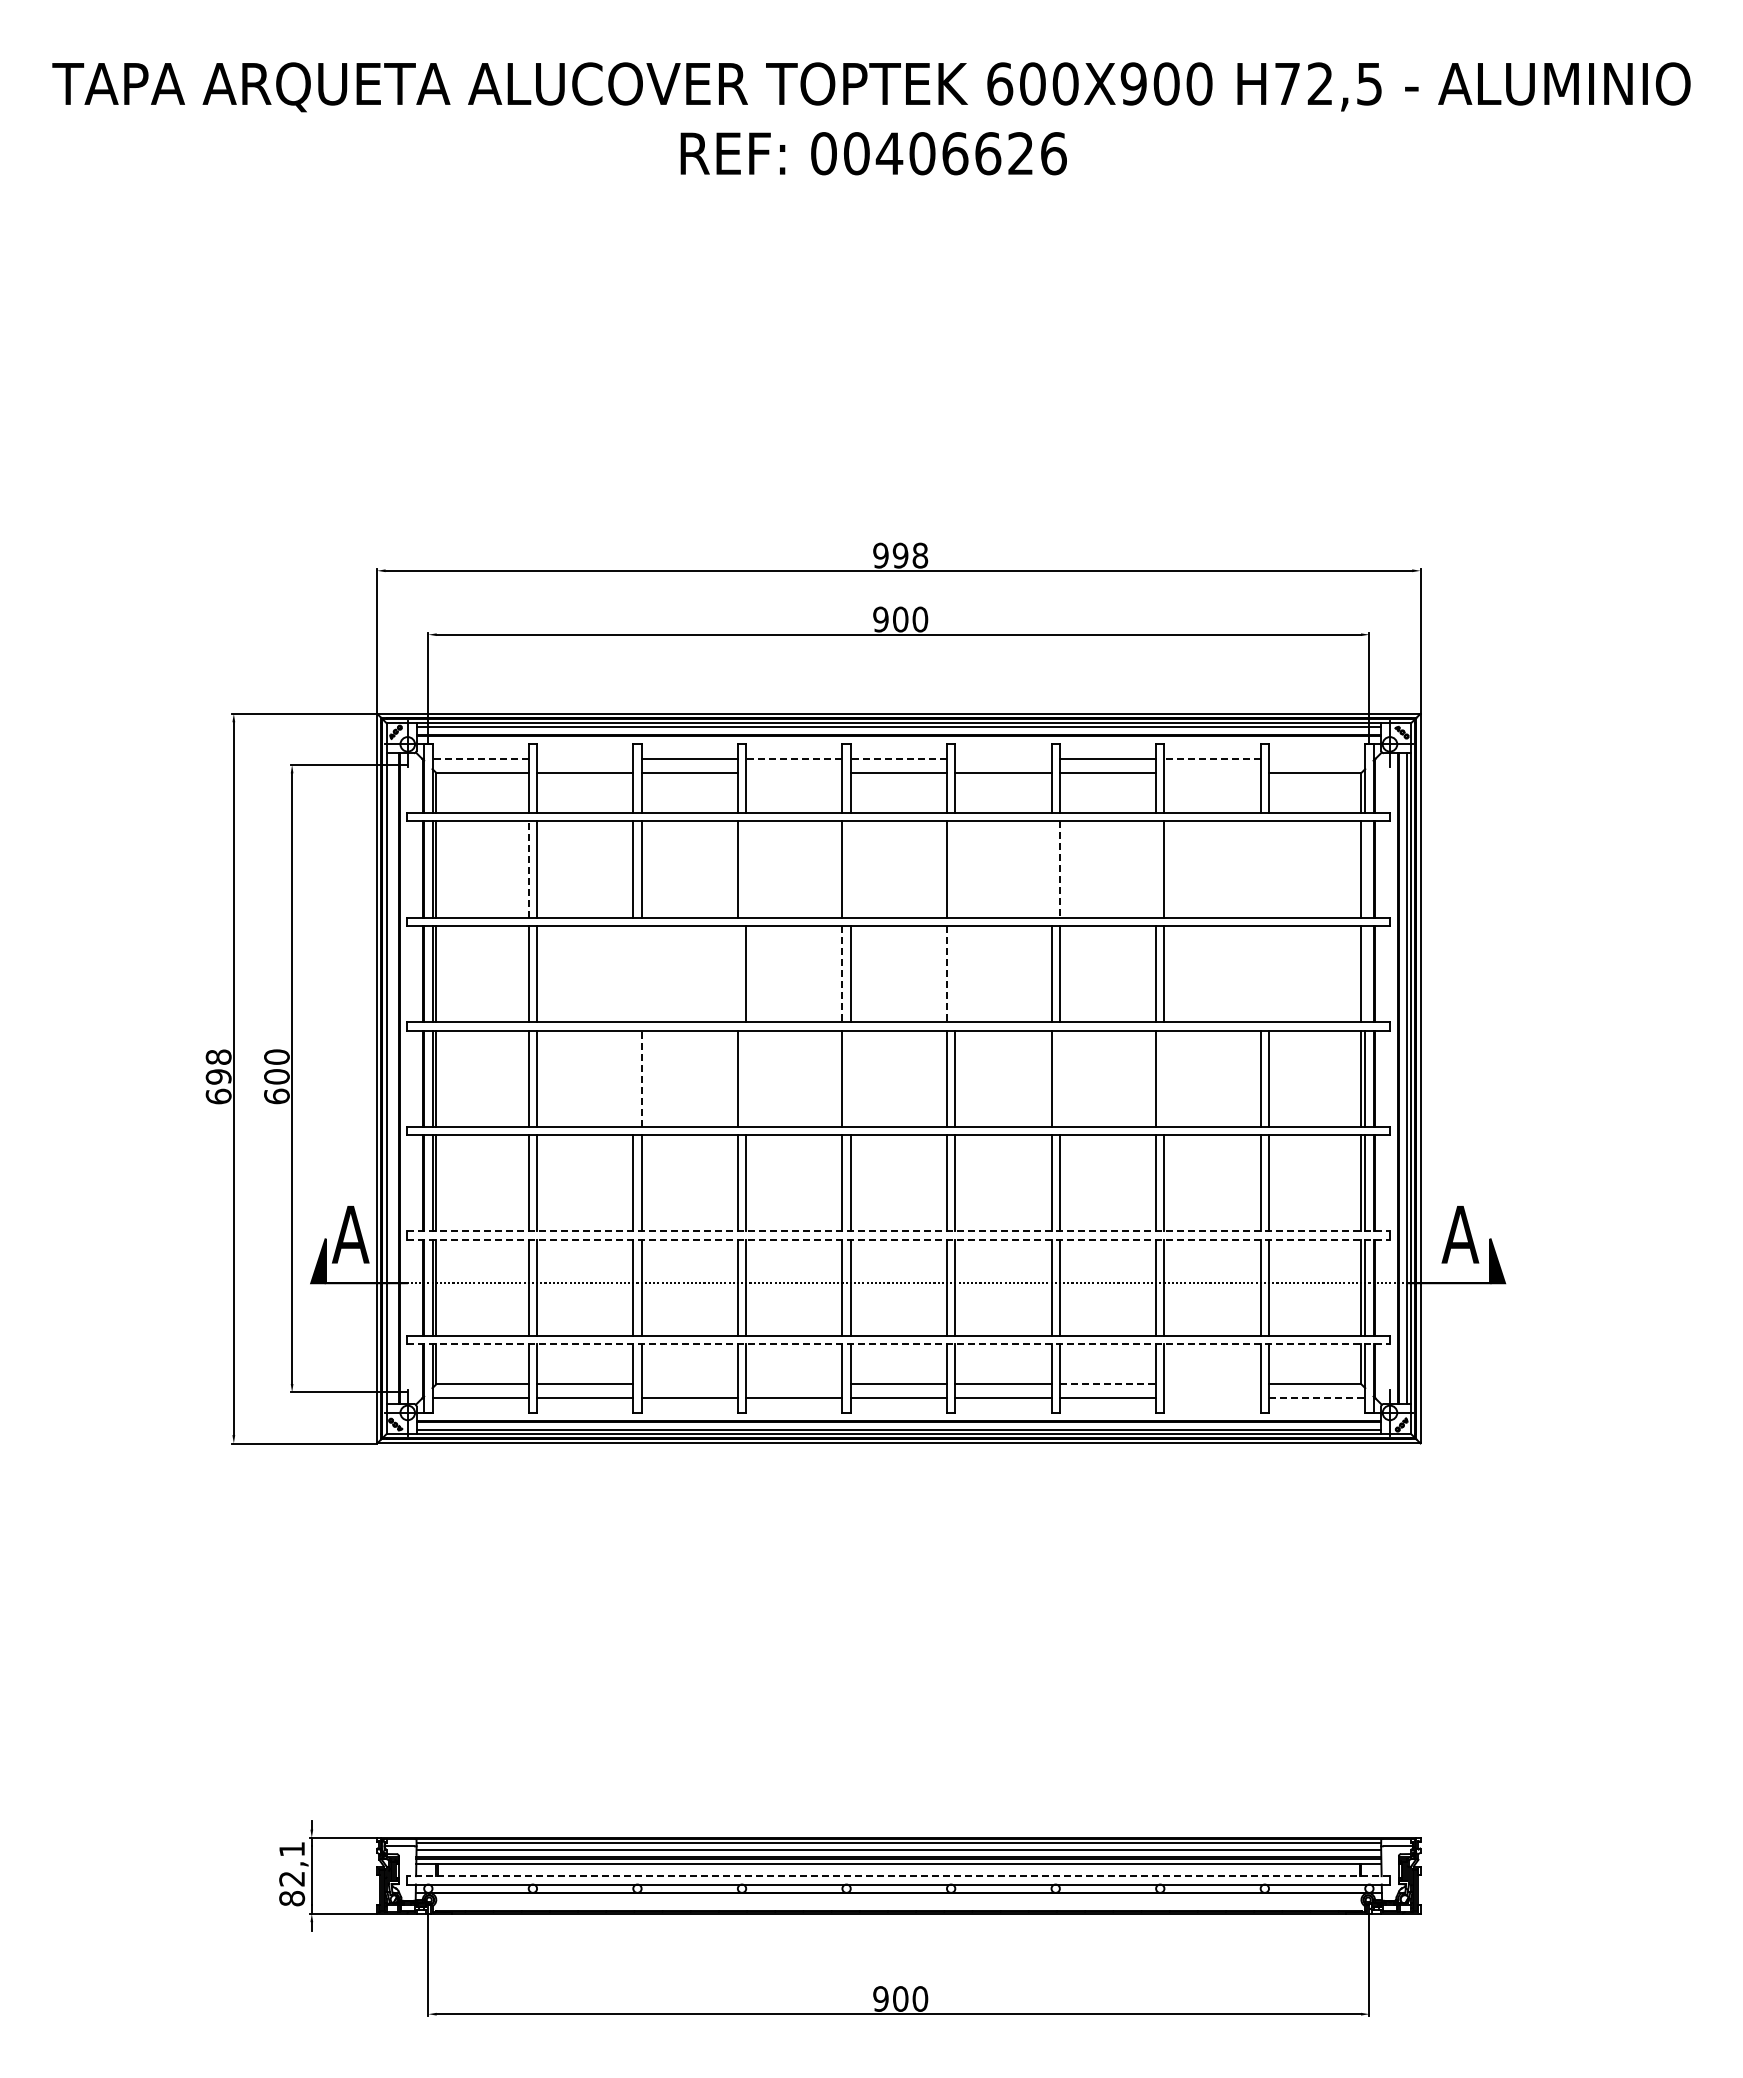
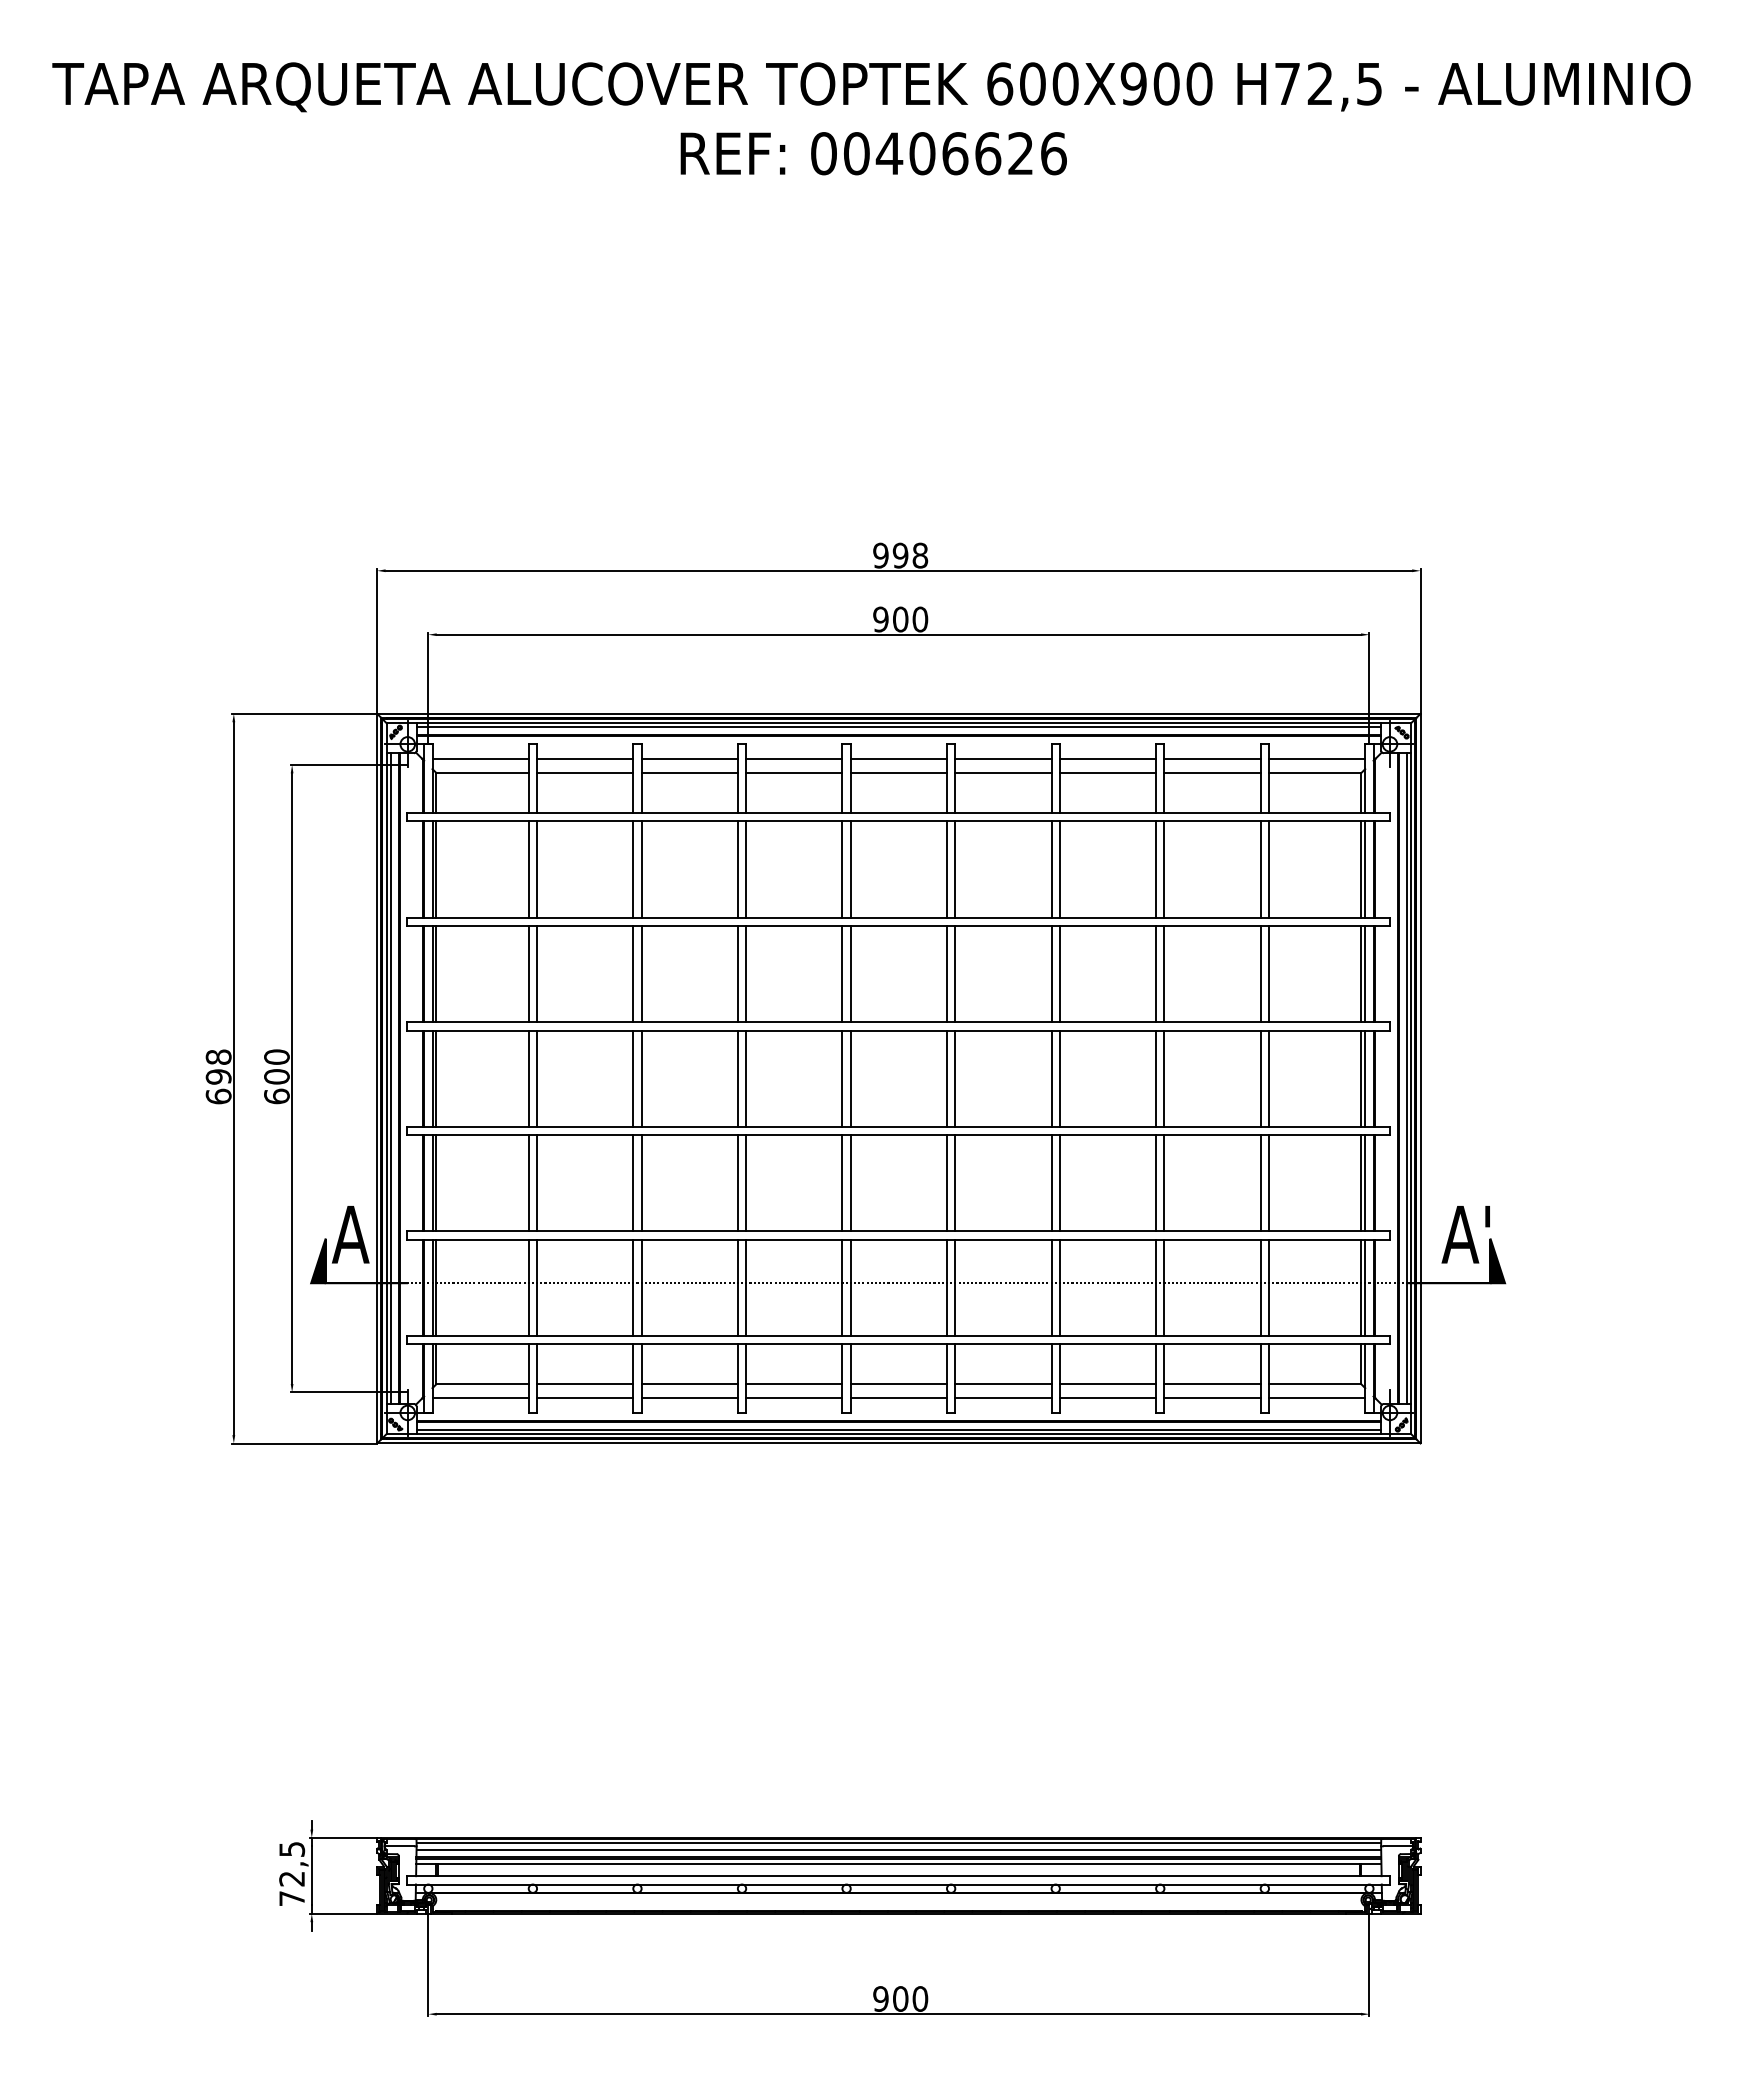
line: dashed -> solid (480, 759)
line: none -> present (585, 759)
line: dashed -> solid (793, 759)
line: dashed -> solid (898, 759)
line: none -> present (1003, 759)
line: dashed -> solid (1212, 759)
line: none -> present (1317, 759)
line: none -> present (794, 772)
line: none -> present (1212, 772)
line: dashed -> solid (528, 869)
line: none -> present (746, 869)
line: none -> present (850, 869)
line: none -> present (955, 869)
line: none -> present (1051, 869)
line: none -> present (1156, 869)
line: none -> present (1260, 869)
line: none -> present (1269, 869)
line: none -> present (1365, 869)
line: dashed -> solid (1059, 870)
line: none -> present (633, 973)
line: none -> present (641, 973)
line: none -> present (737, 973)
line: none -> present (955, 973)
line: none -> present (1260, 973)
line: none -> present (1269, 973)
line: none -> present (1365, 973)
line: dashed -> solid (842, 974)
line: dashed -> solid (946, 974)
line: none -> present (390, 1078)
line: none -> present (633, 1078)
line: dashed -> solid (641, 1078)
line: none -> present (746, 1078)
line: none -> present (850, 1078)
line: none -> present (1059, 1078)
line: none -> present (1164, 1078)
text: A -> A' (1487, 1216)
line: dashed -> solid (899, 1231)
line: dashed -> solid (899, 1239)
line: dashed -> solid (899, 1344)
line: none -> present (689, 1384)
line: none -> present (794, 1384)
line: dashed -> solid (1108, 1384)
line: none -> present (1212, 1384)
line: none -> present (1212, 1397)
line: dashed -> solid (1317, 1397)
text: 82,1 -> 72,5 (292, 1874)
line: dashed -> solid (898, 1876)
